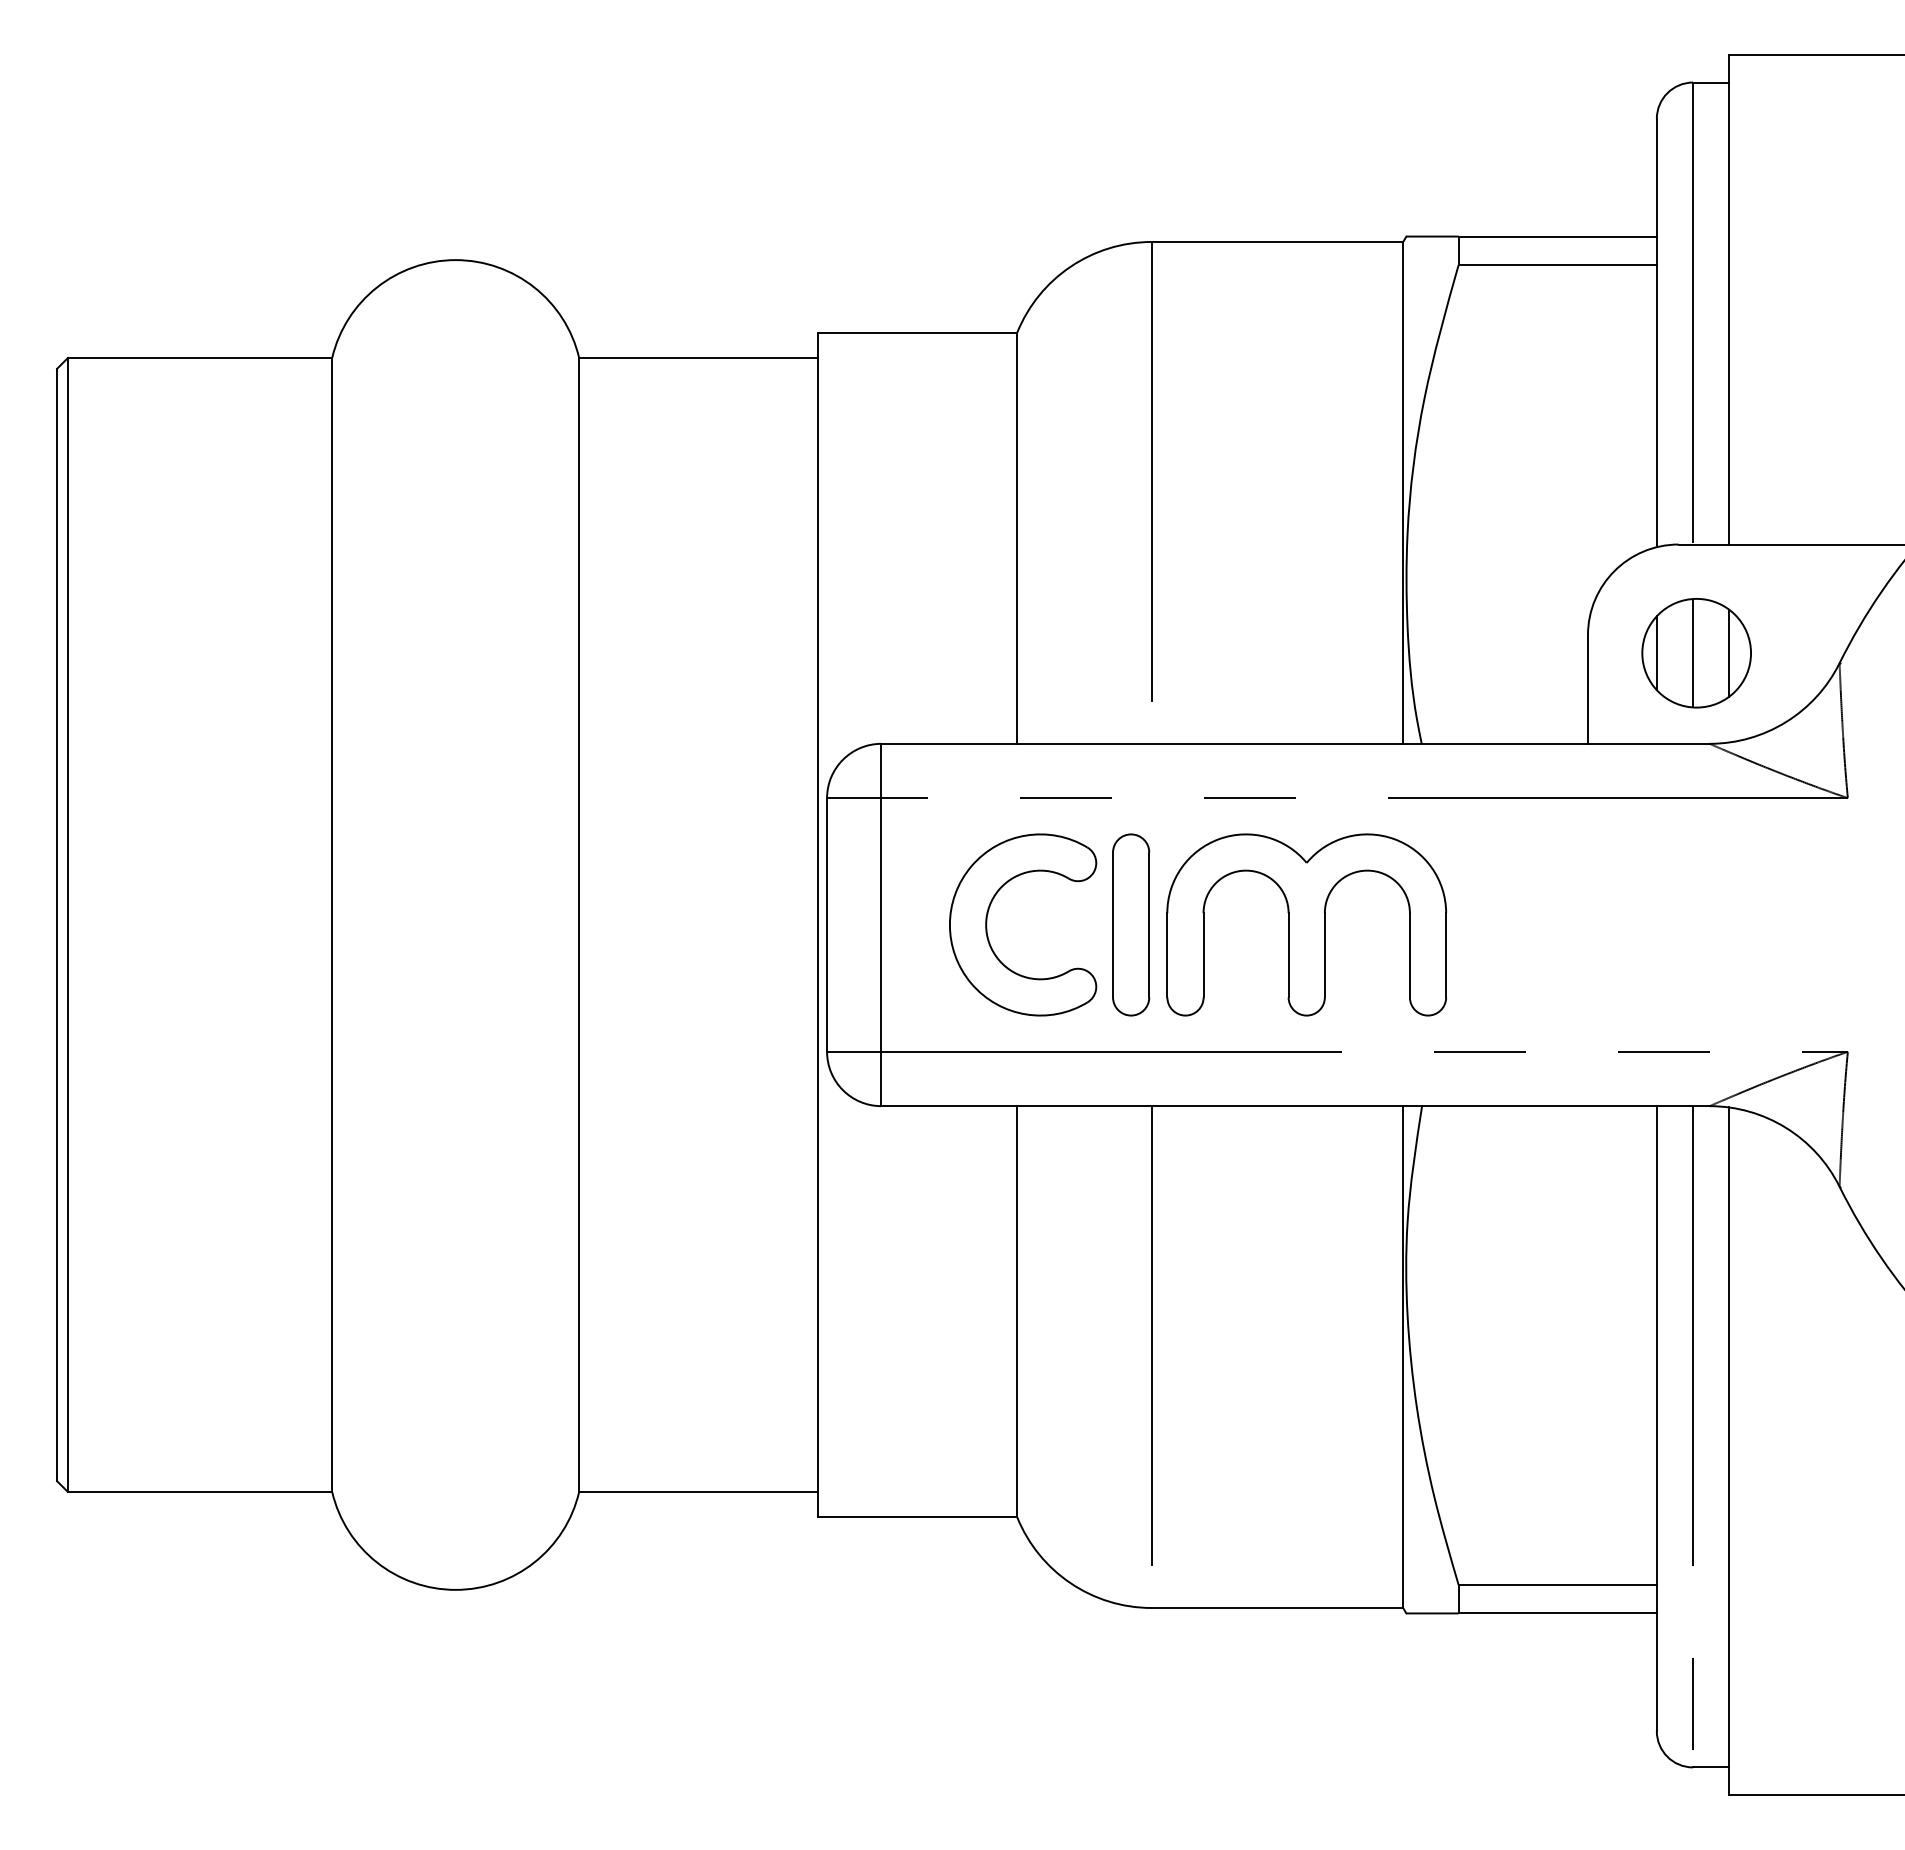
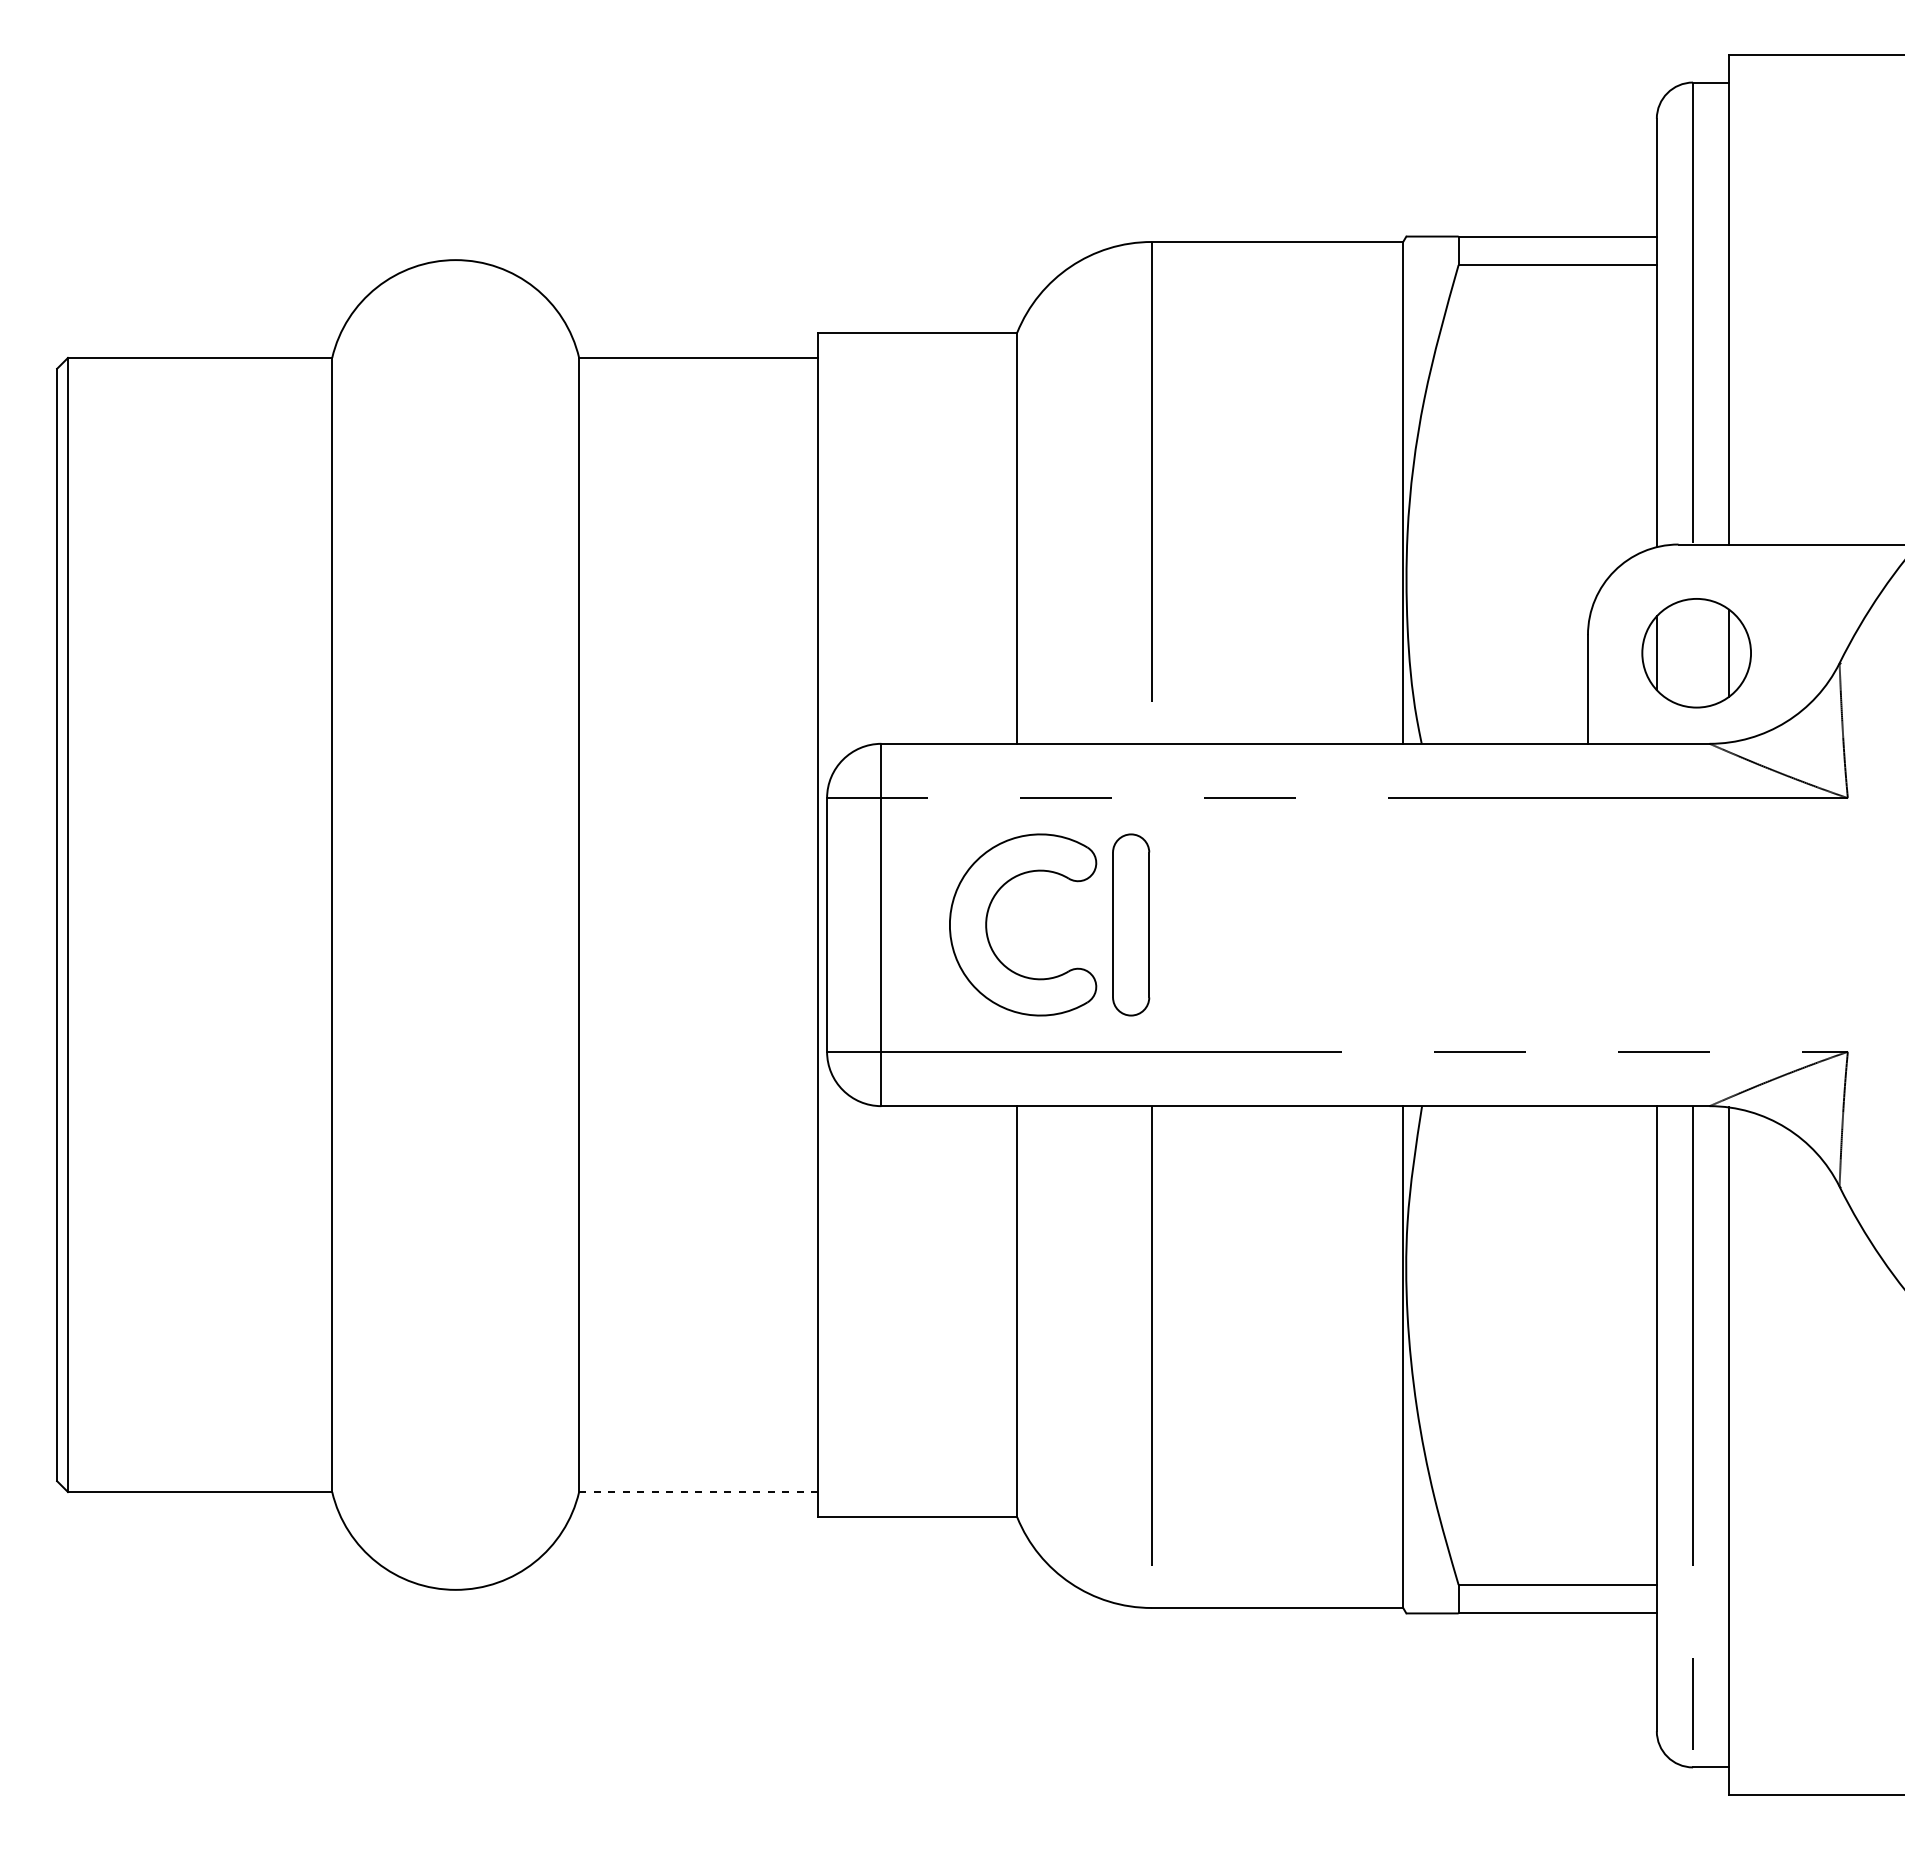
line: present -> none (1693, 653)
part: present -> none (1306, 924)
line: solid -> dashed (699, 1492)
